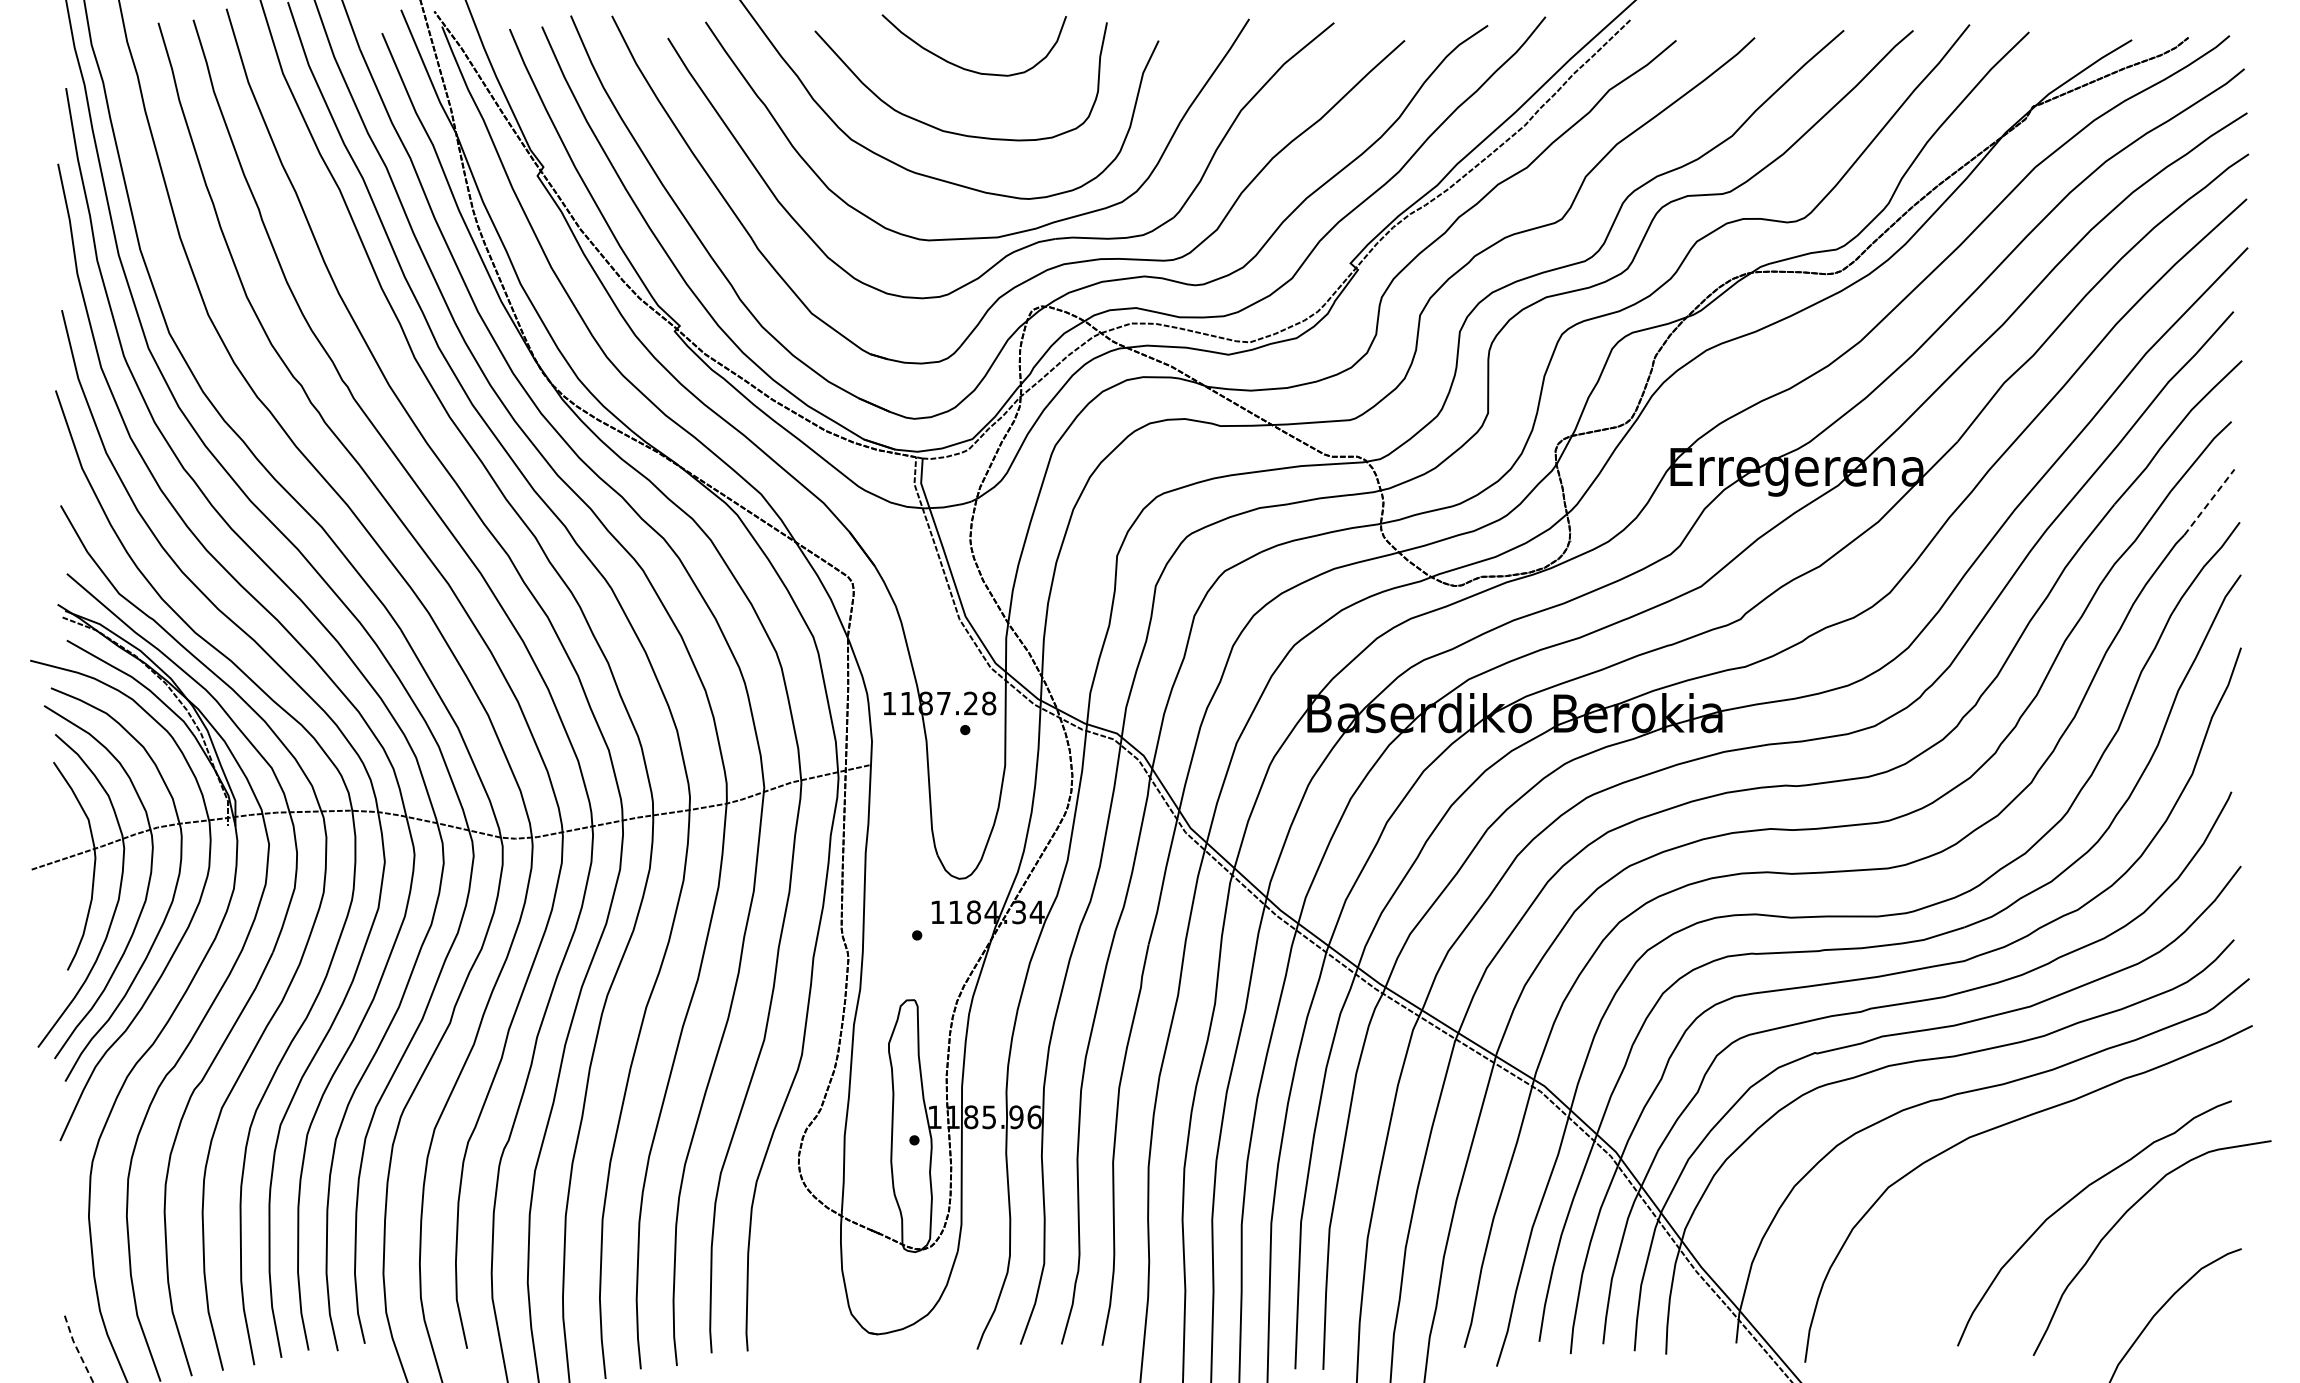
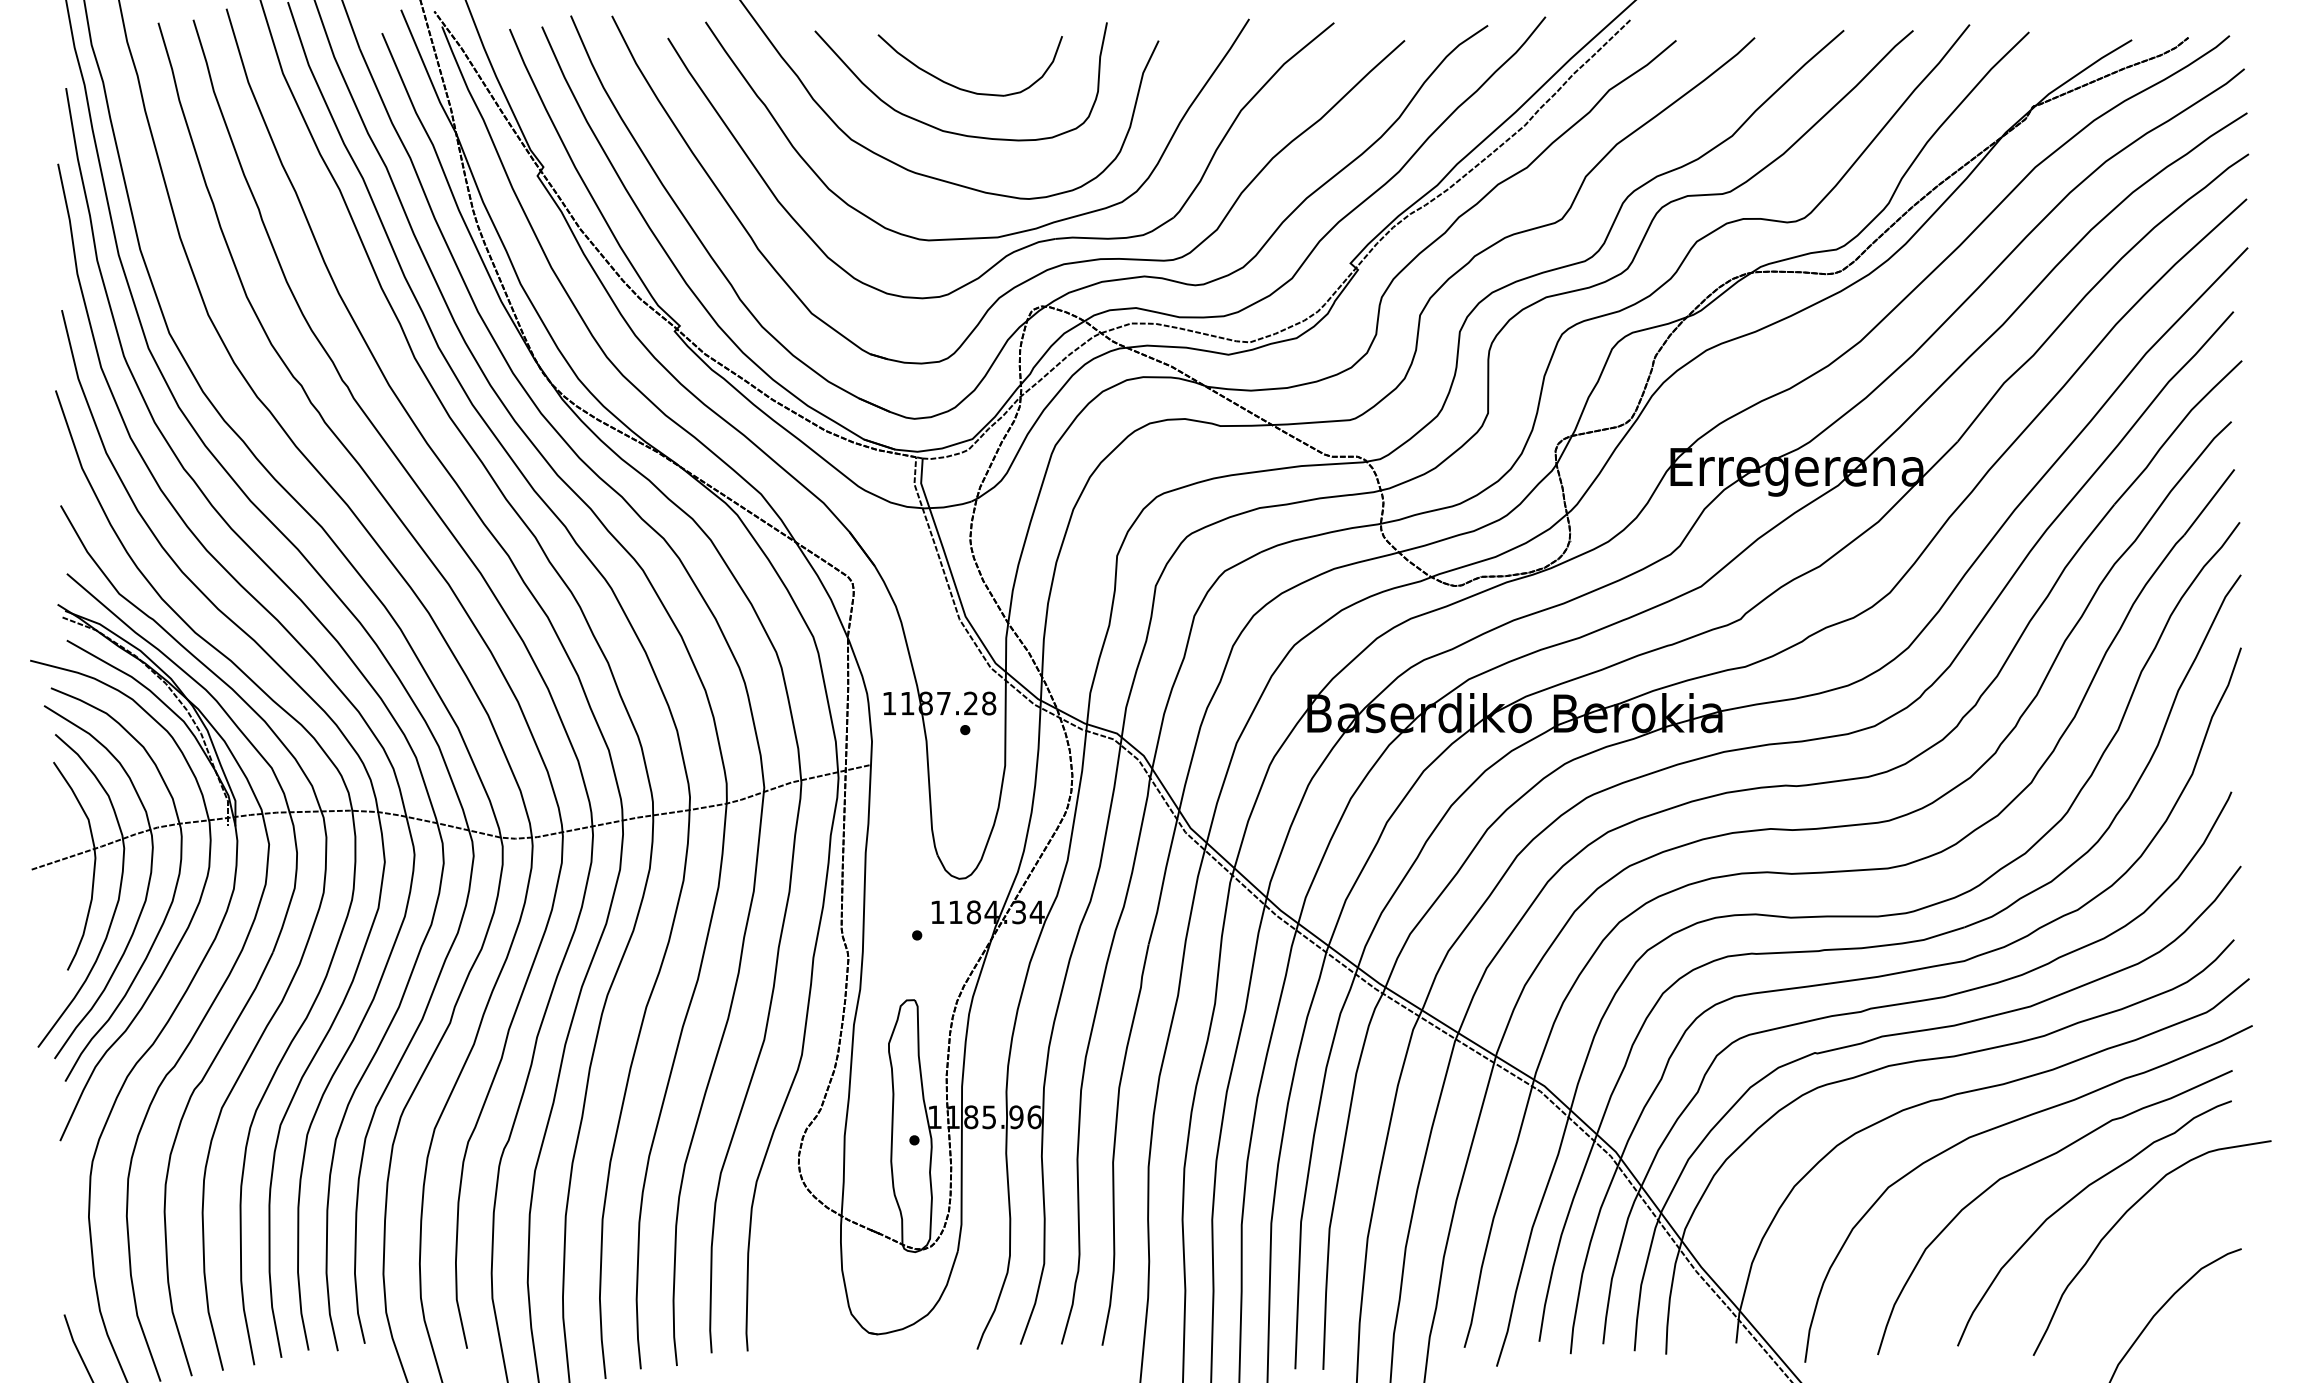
part position: (966, 68) -> (962, 88) (962, 88)
line: dashed -> solid (2209, 501)
curve: none -> present (2032, 1165)
line: dashed -> solid (77, 1349)
